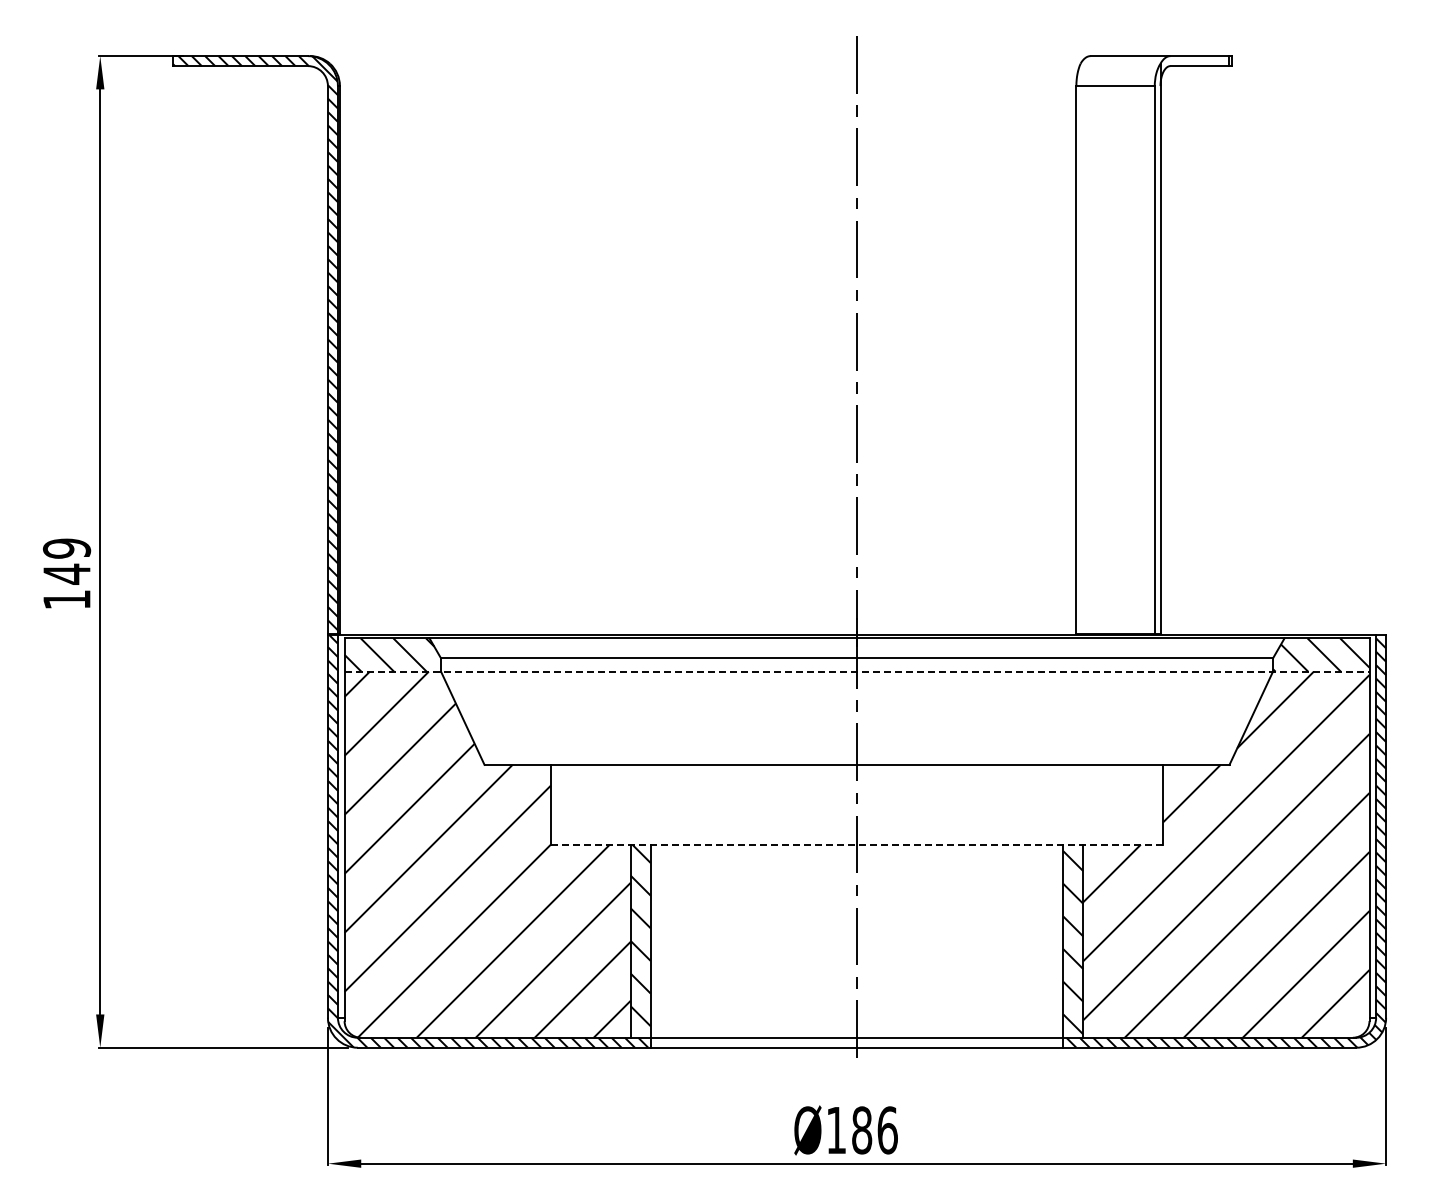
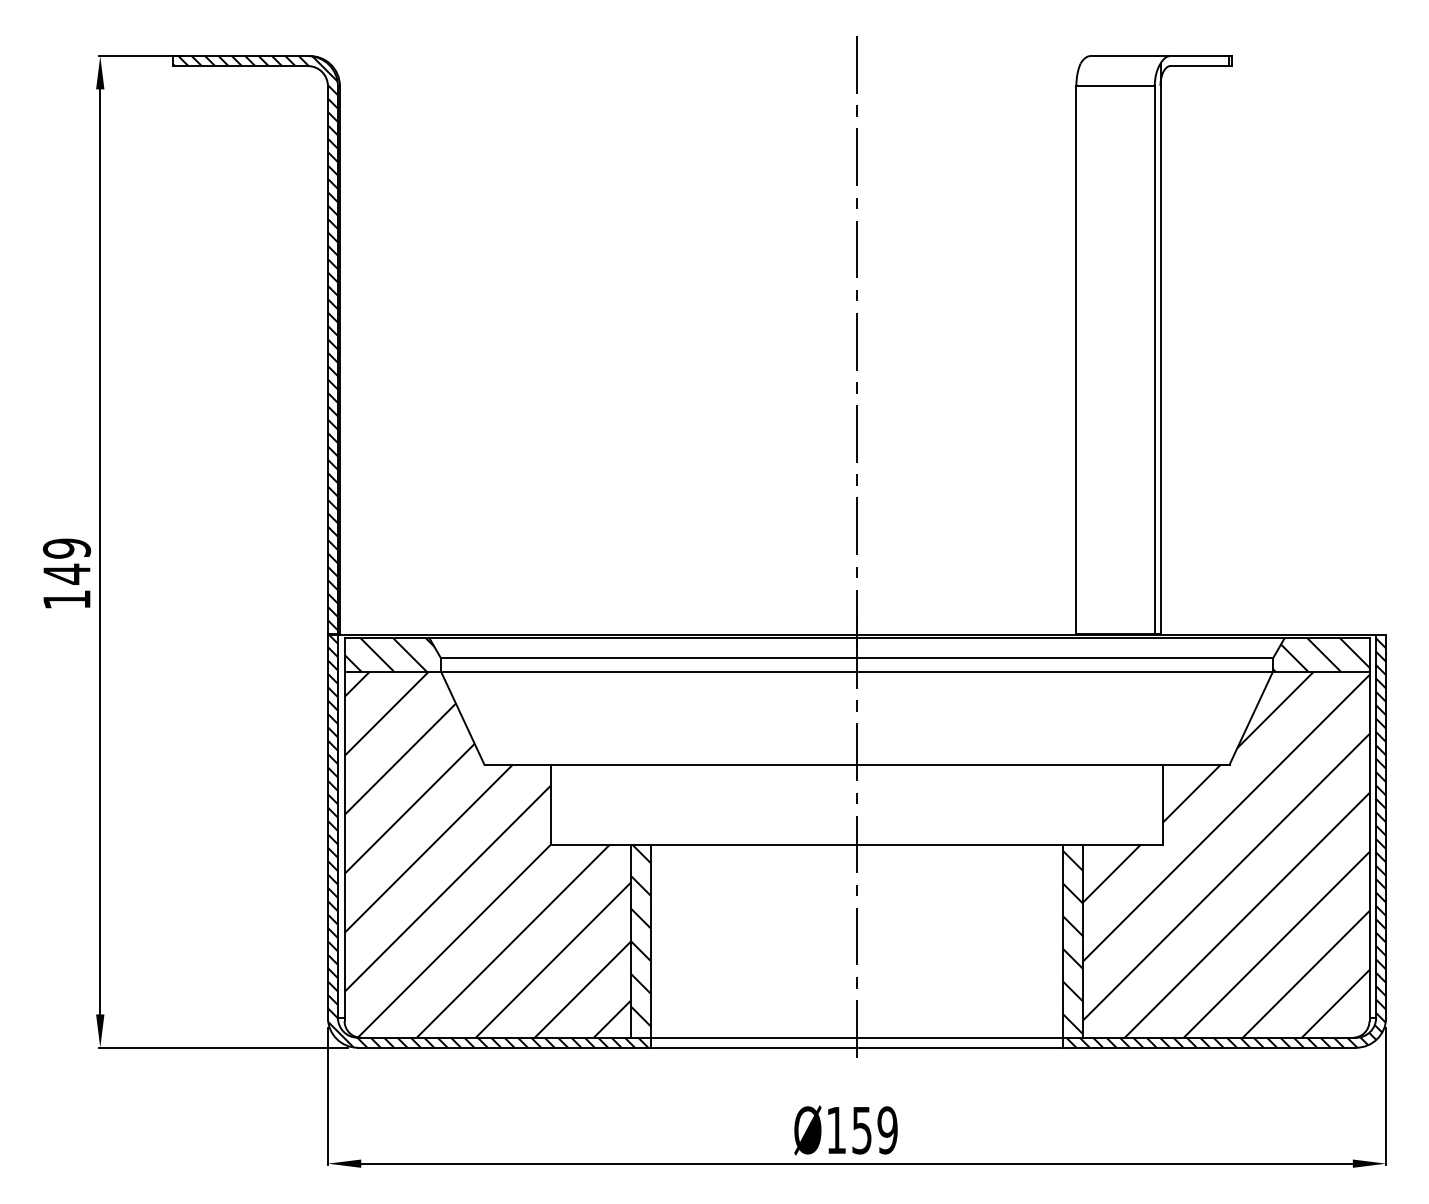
line: dashed -> solid (857, 671)
line: dashed -> solid (857, 844)
text: Ø186 -> Ø159 (874, 1130)
